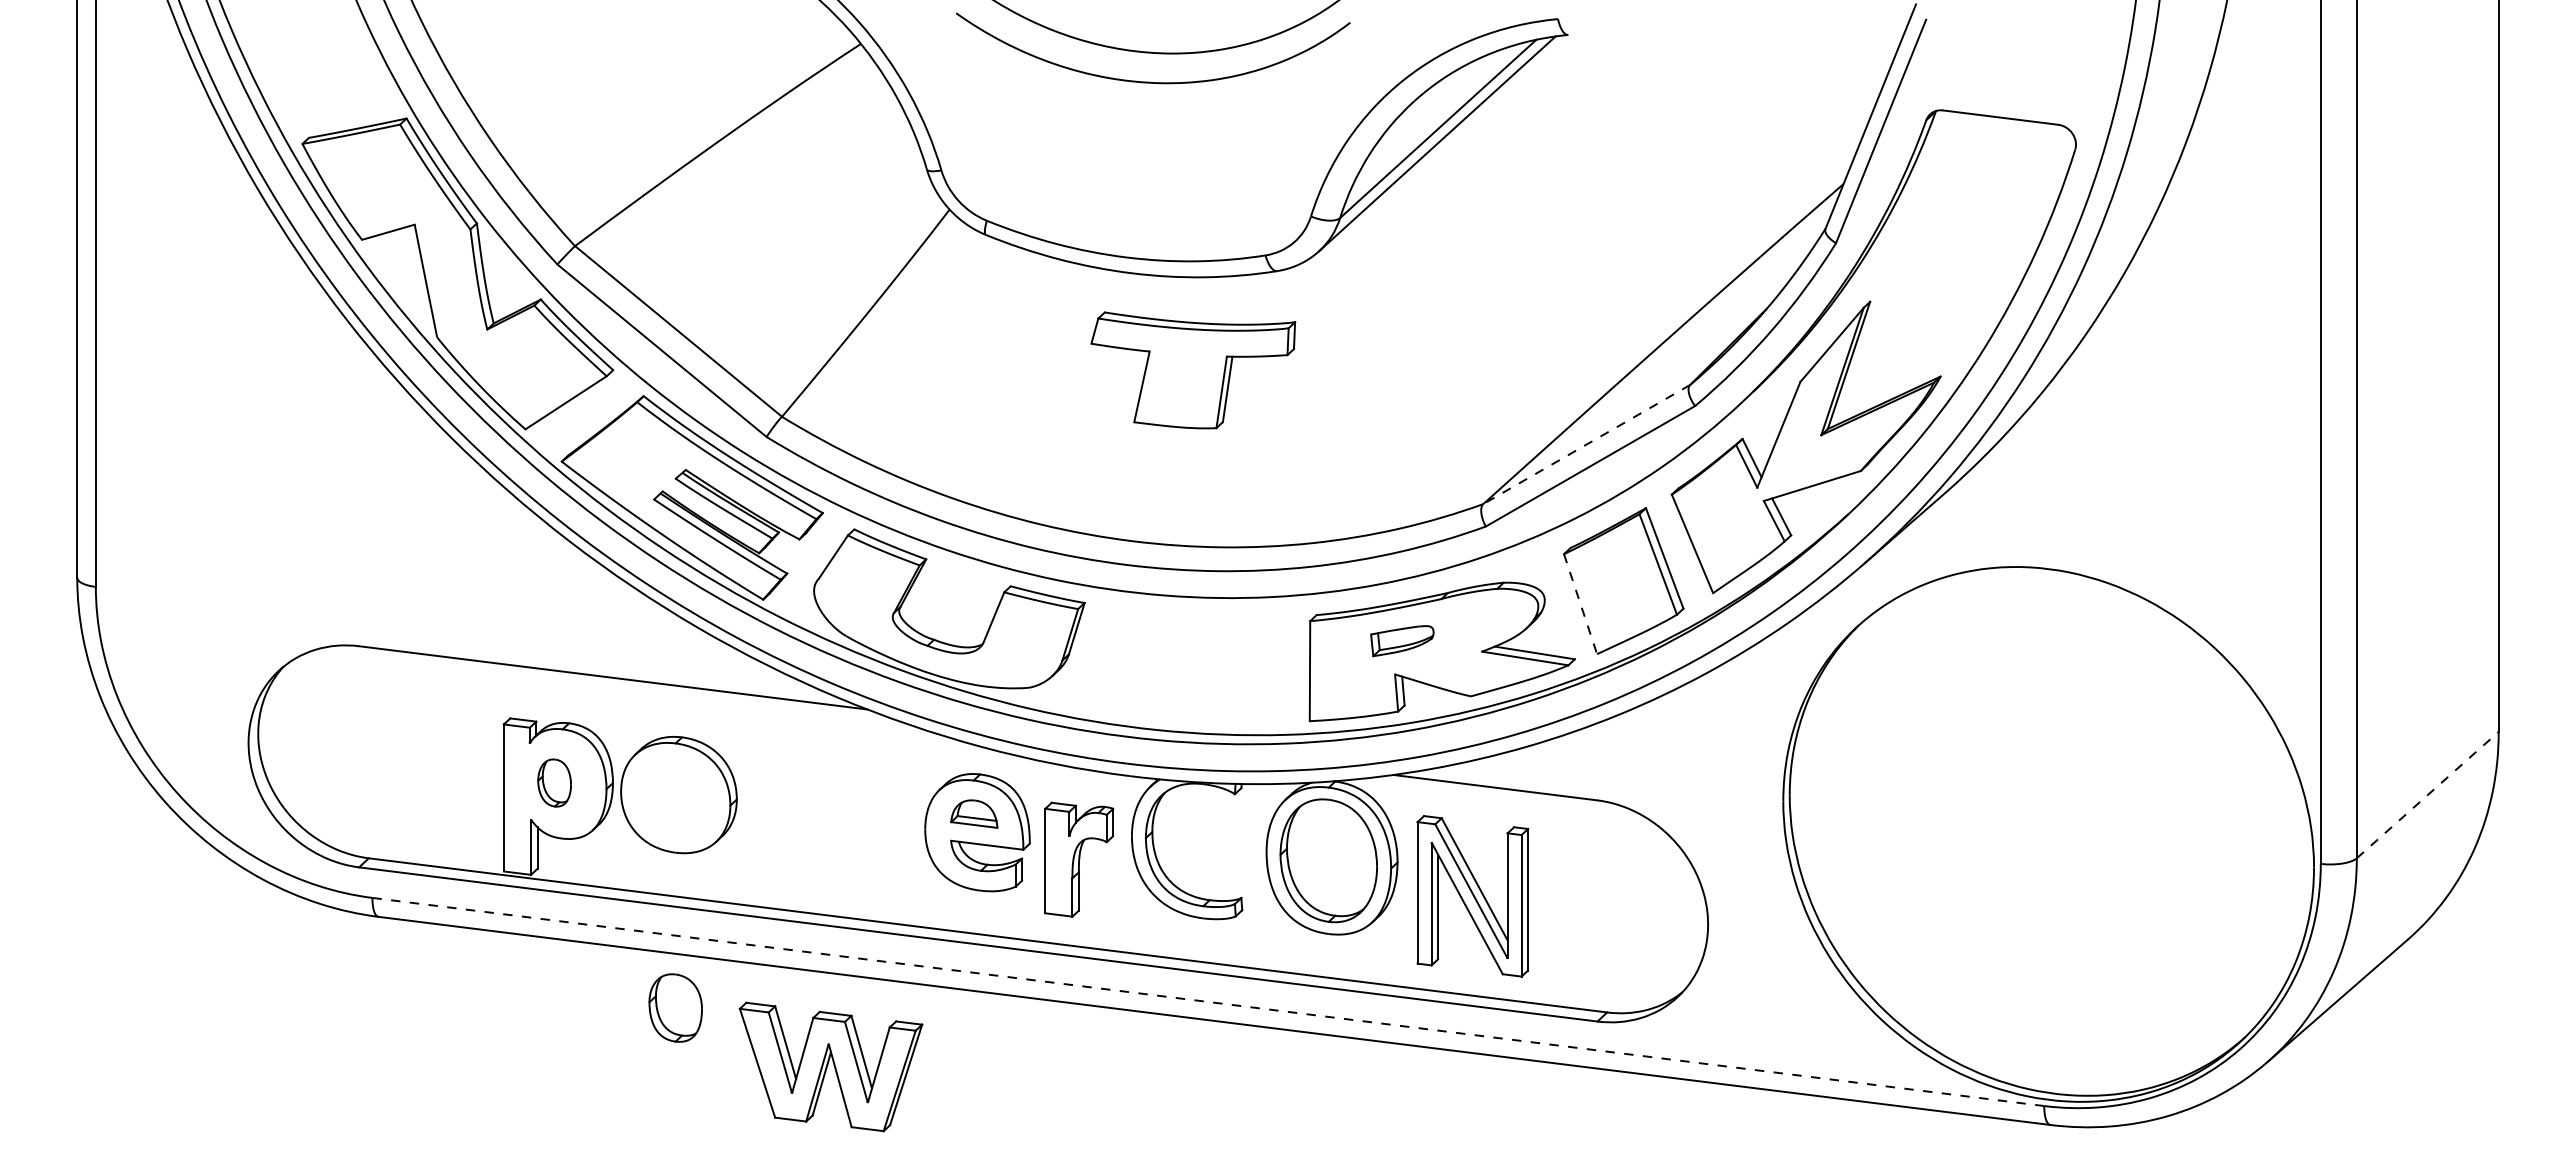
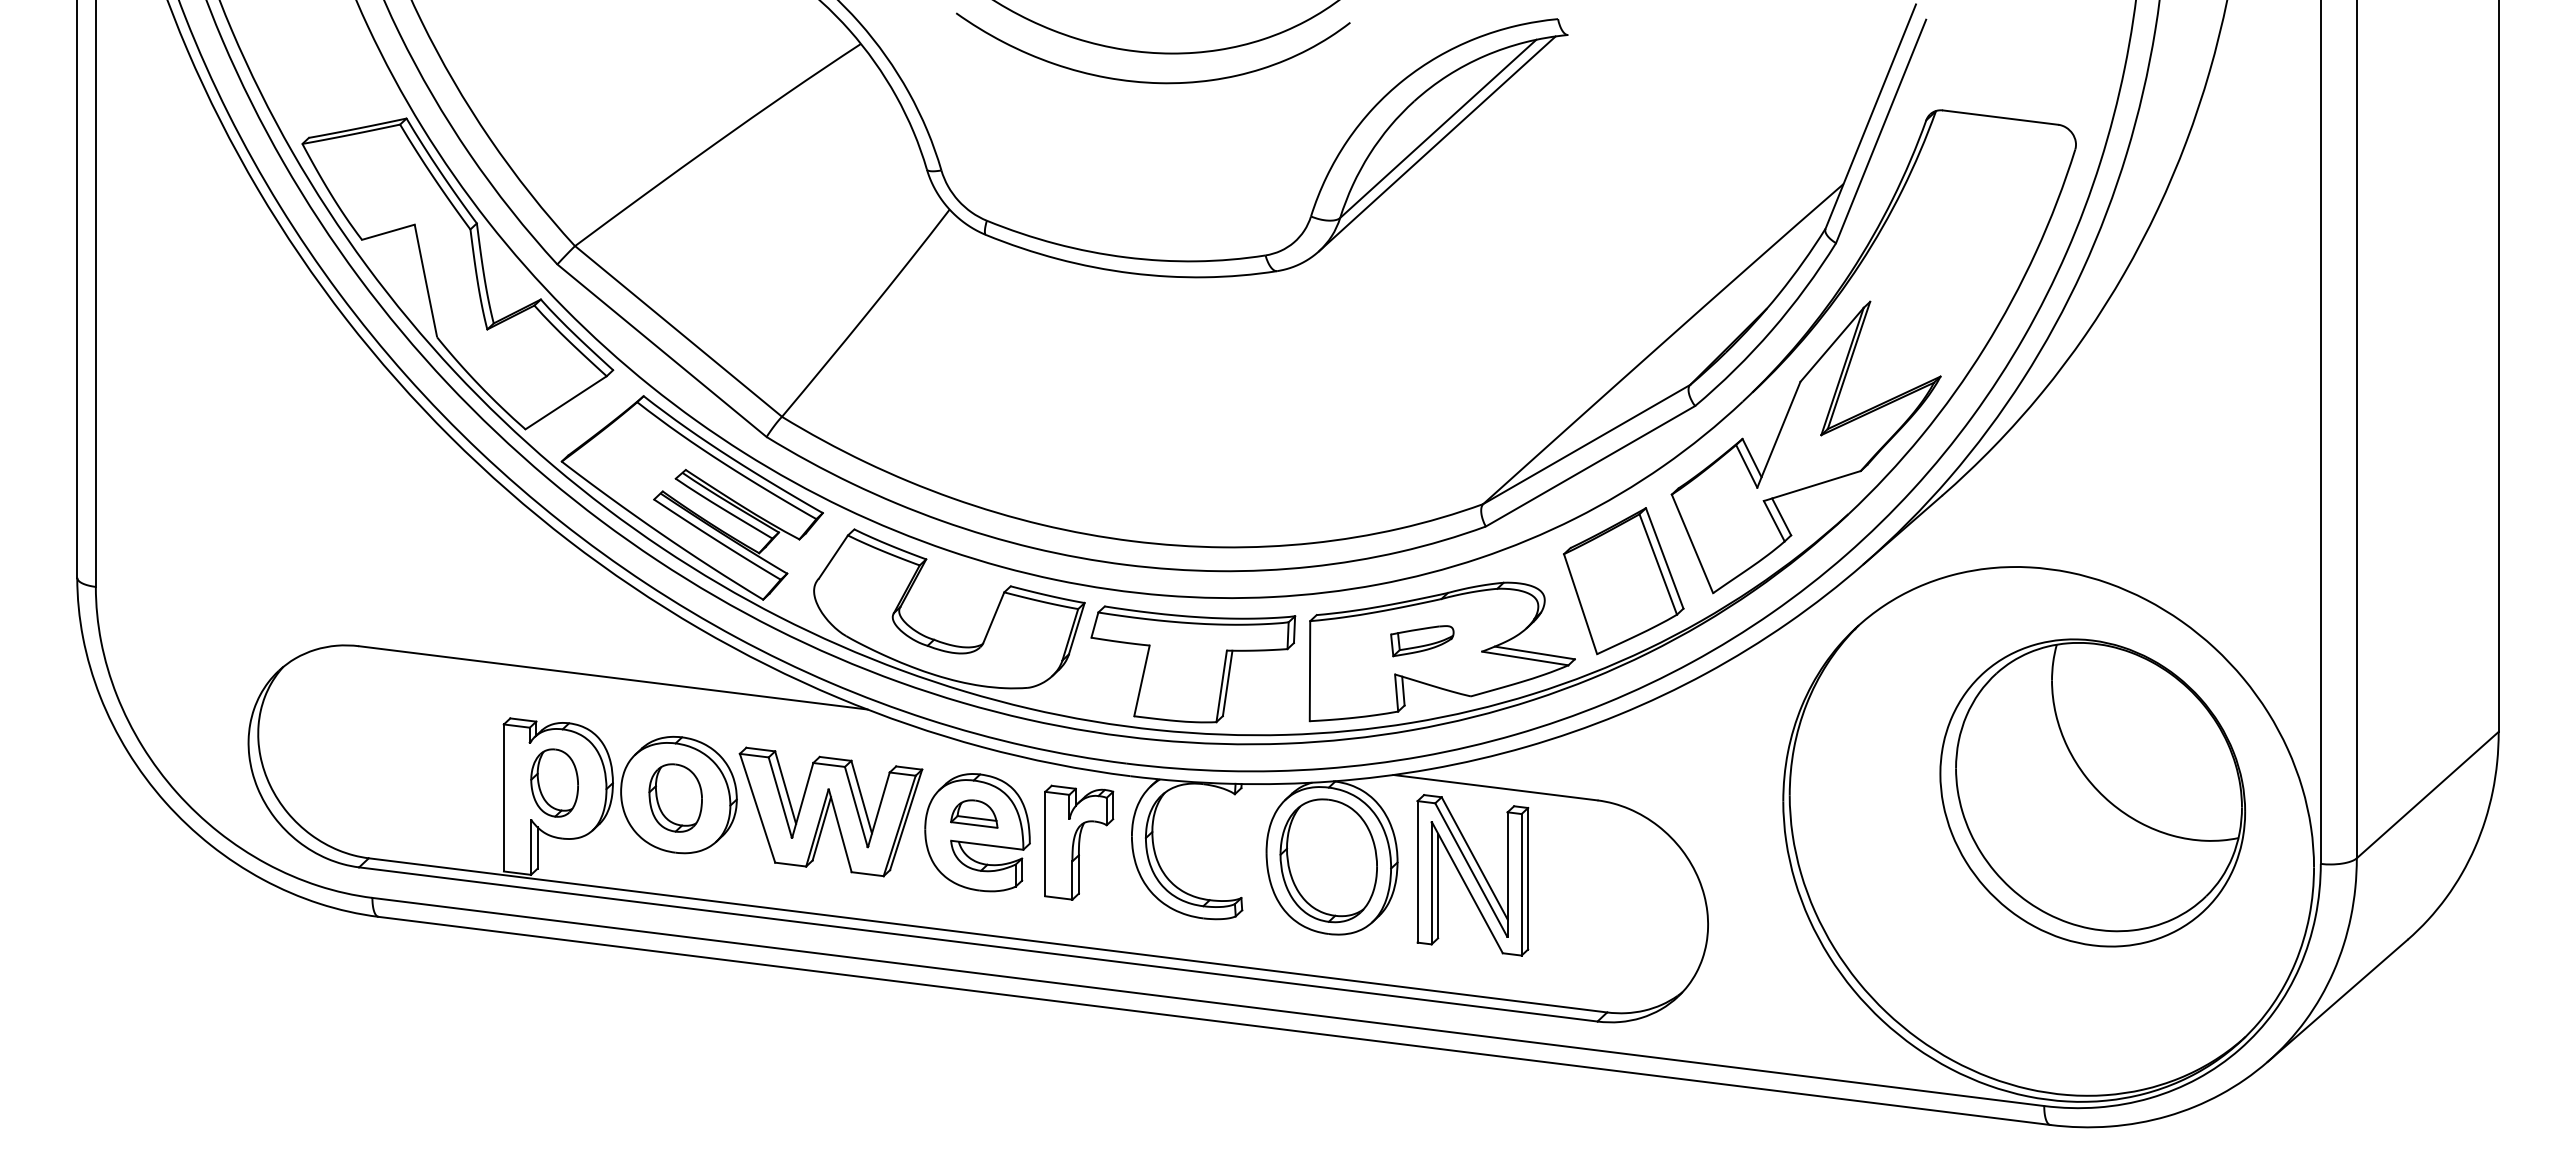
part position: (1193, 370) -> (1193, 664) (1193, 664)
line: dashed -> solid (1586, 444)
line: dashed -> solid (1580, 604)
part position: (1402, 641) -> (1422, 641) (1422, 641)
part size: 35x50 px -> 49x70 px (554, 782)
part: none -> present (2092, 792)
line: dashed -> solid (2428, 794)
part position: (1079, 859) -> (1079, 842) (1079, 842)
part position: (1472, 896) -> (1472, 875) (1472, 875)
line: dashed -> solid (1208, 1002)
part position: (675, 1007) -> (675, 797) (675, 797)
part position: (830, 1066) -> (830, 811) (830, 811)
